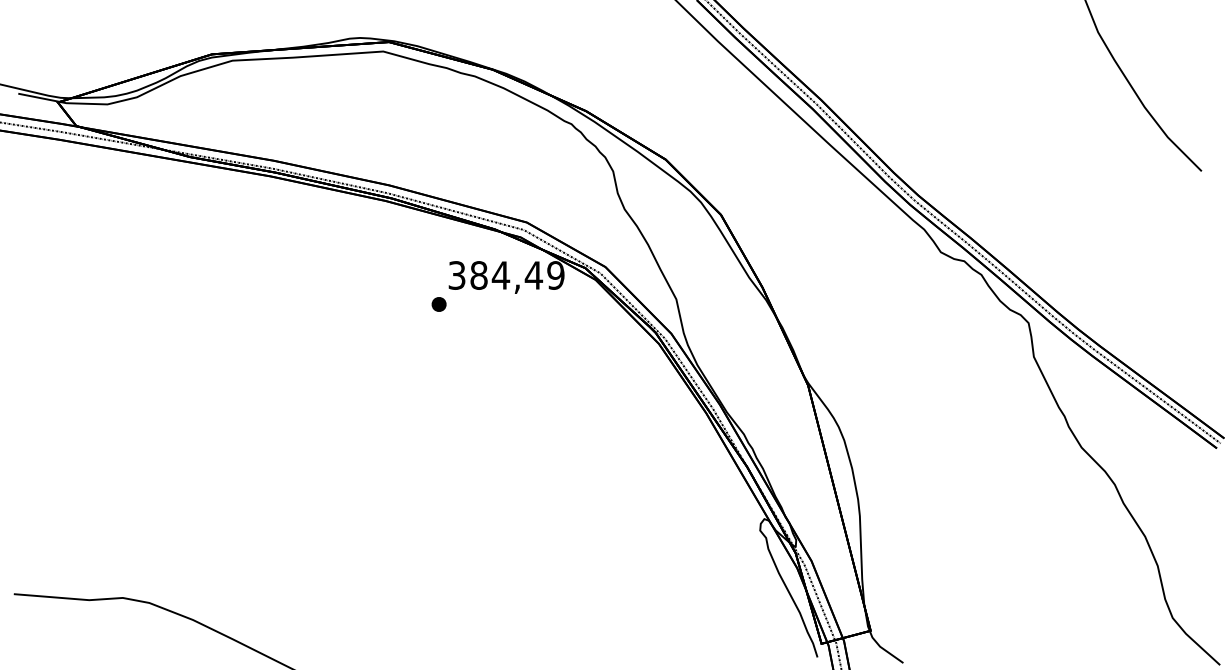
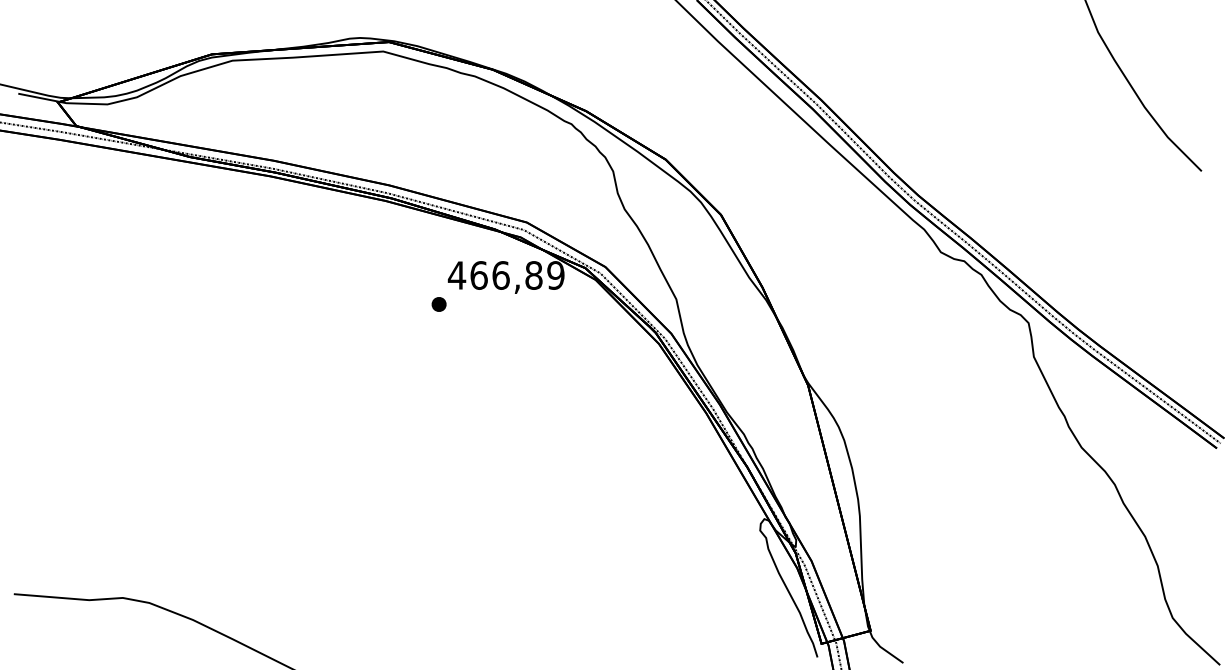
text: 384,49 -> 466,89 (495, 275)
